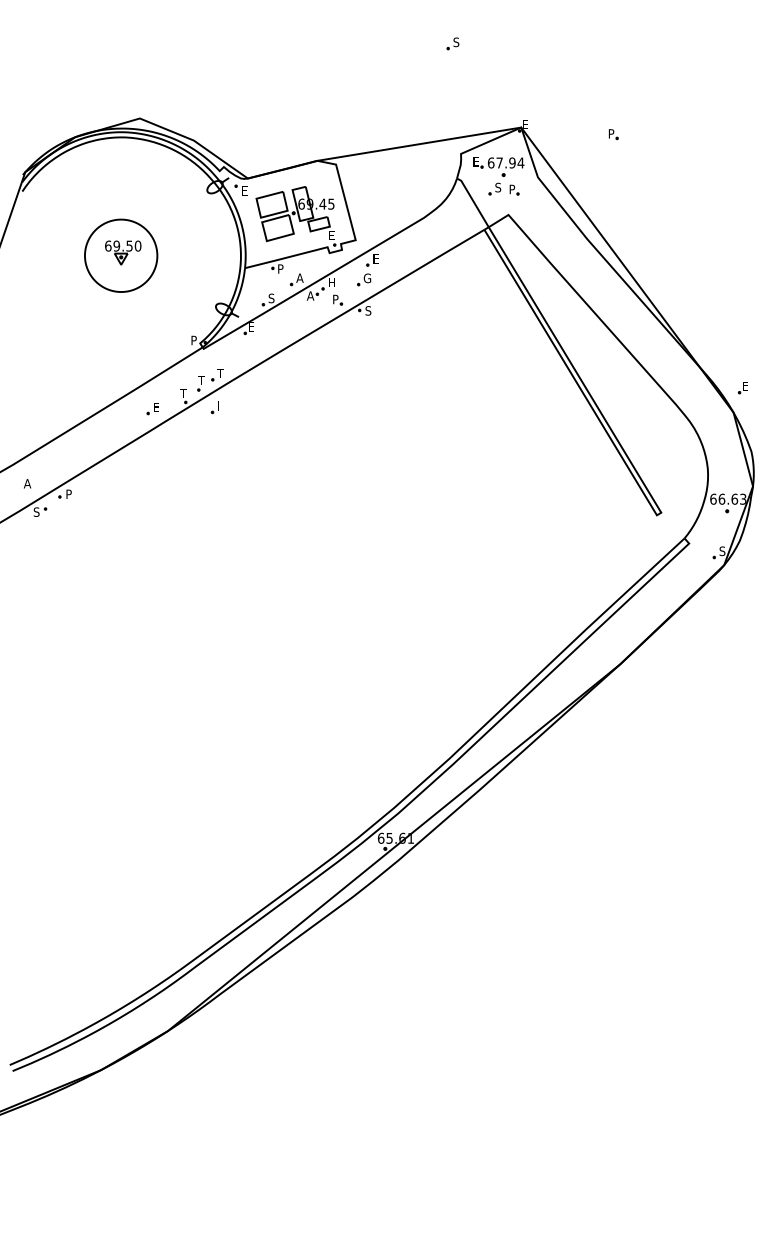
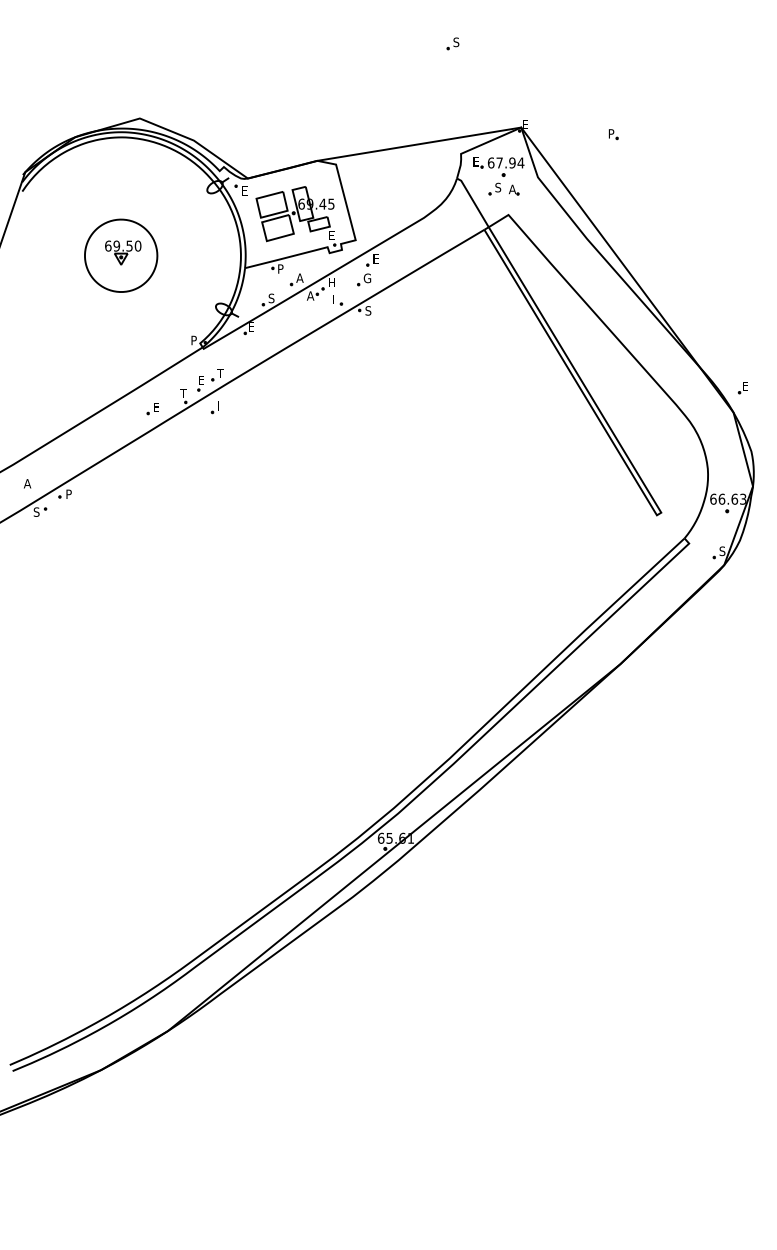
text: P -> A (511, 189)
text: P -> I (335, 299)
text: T -> E (201, 380)
